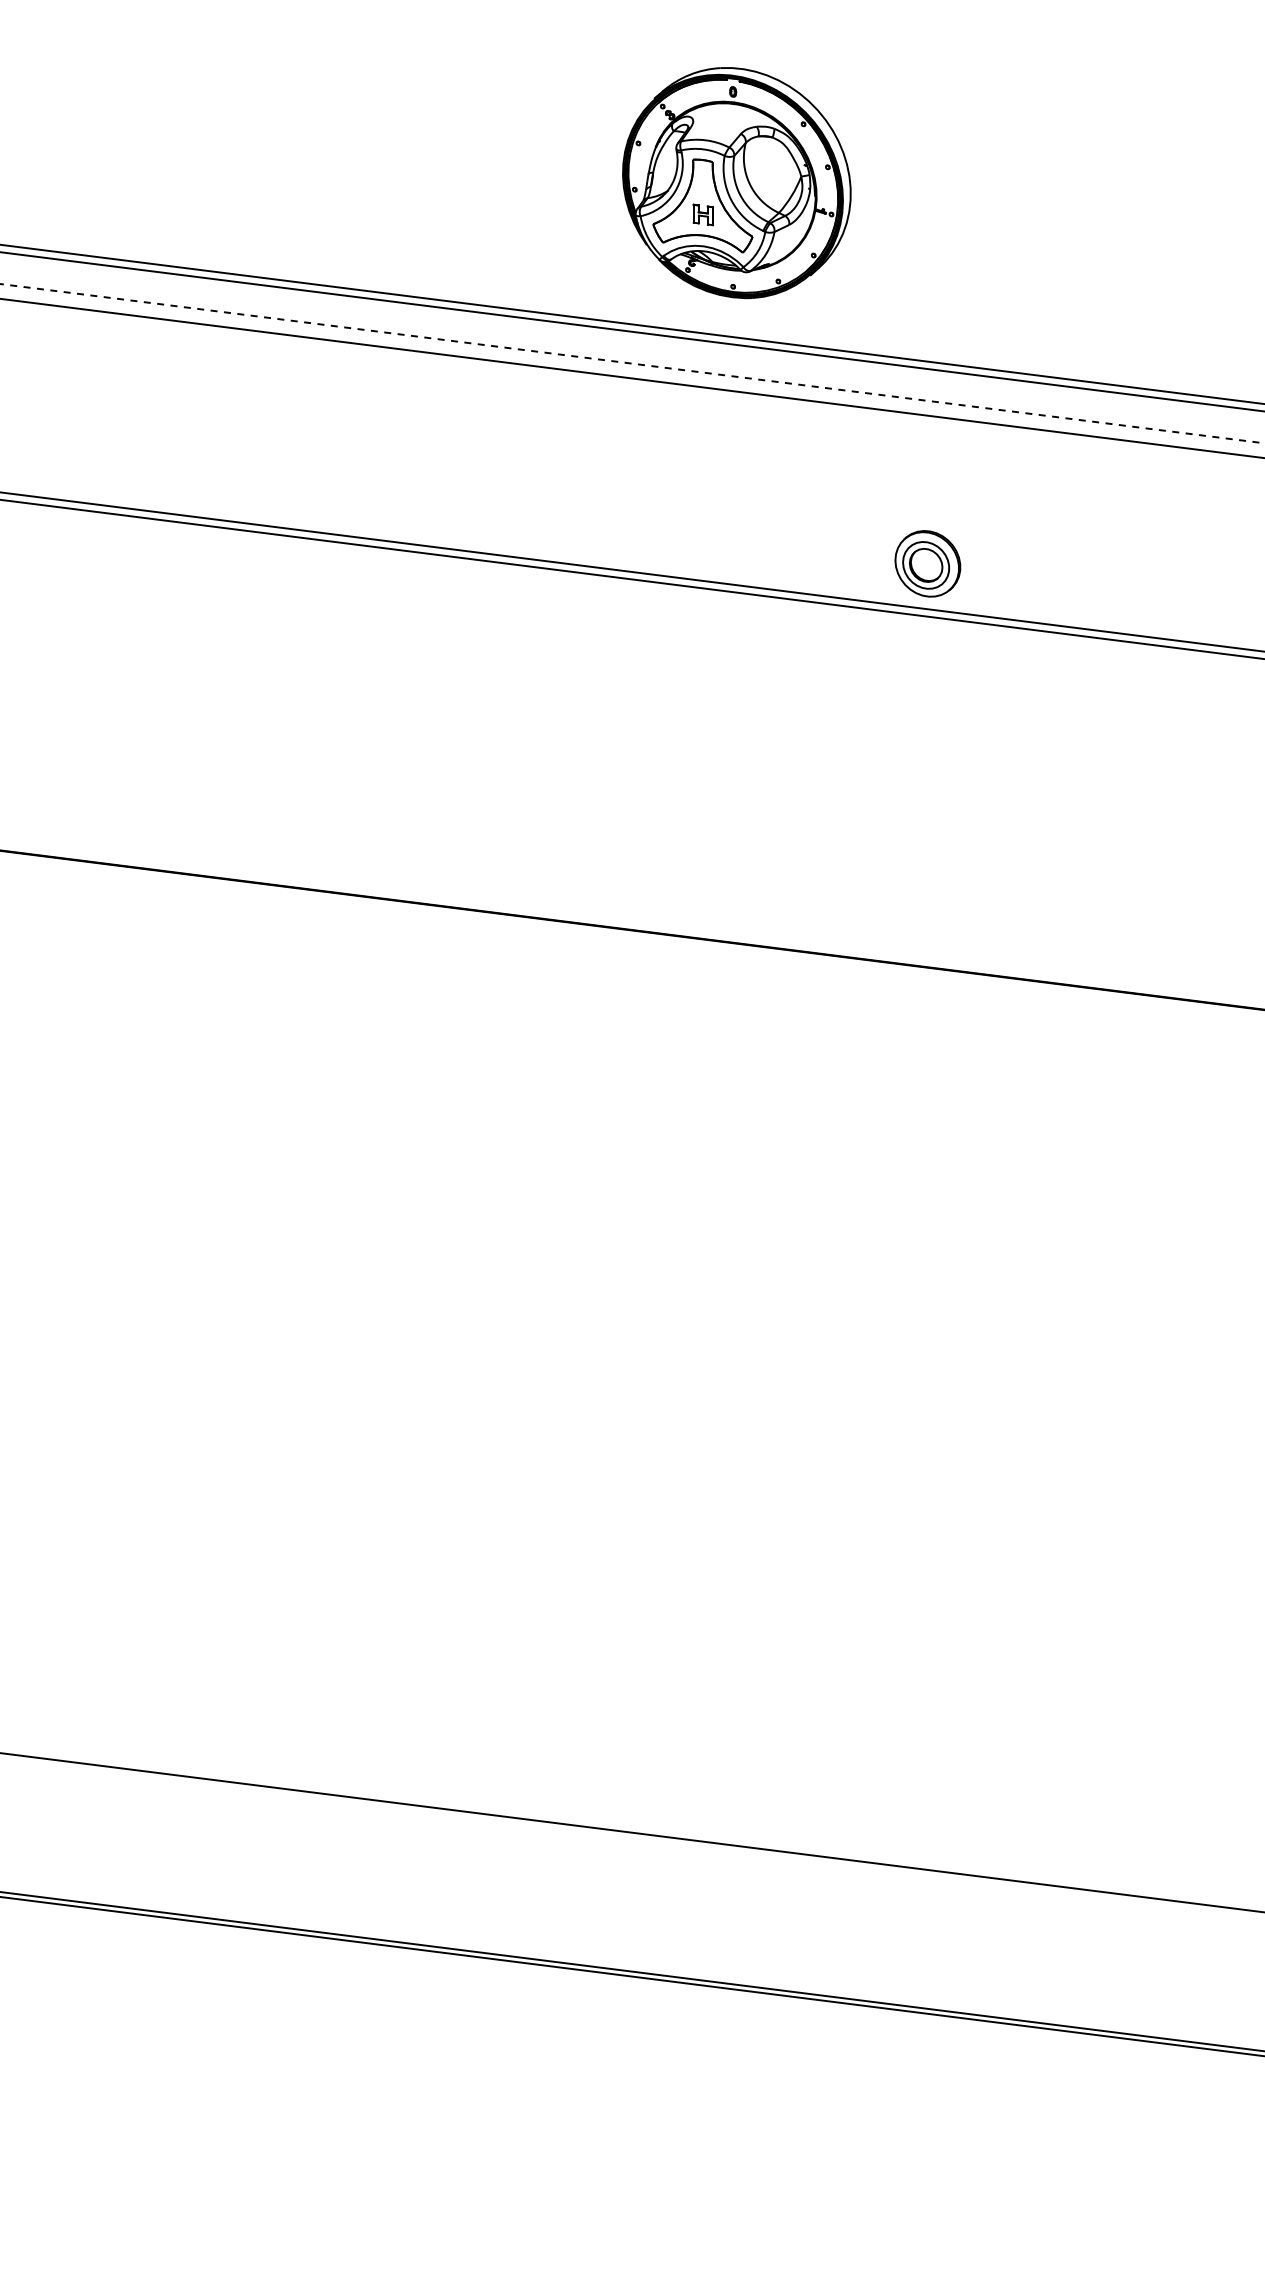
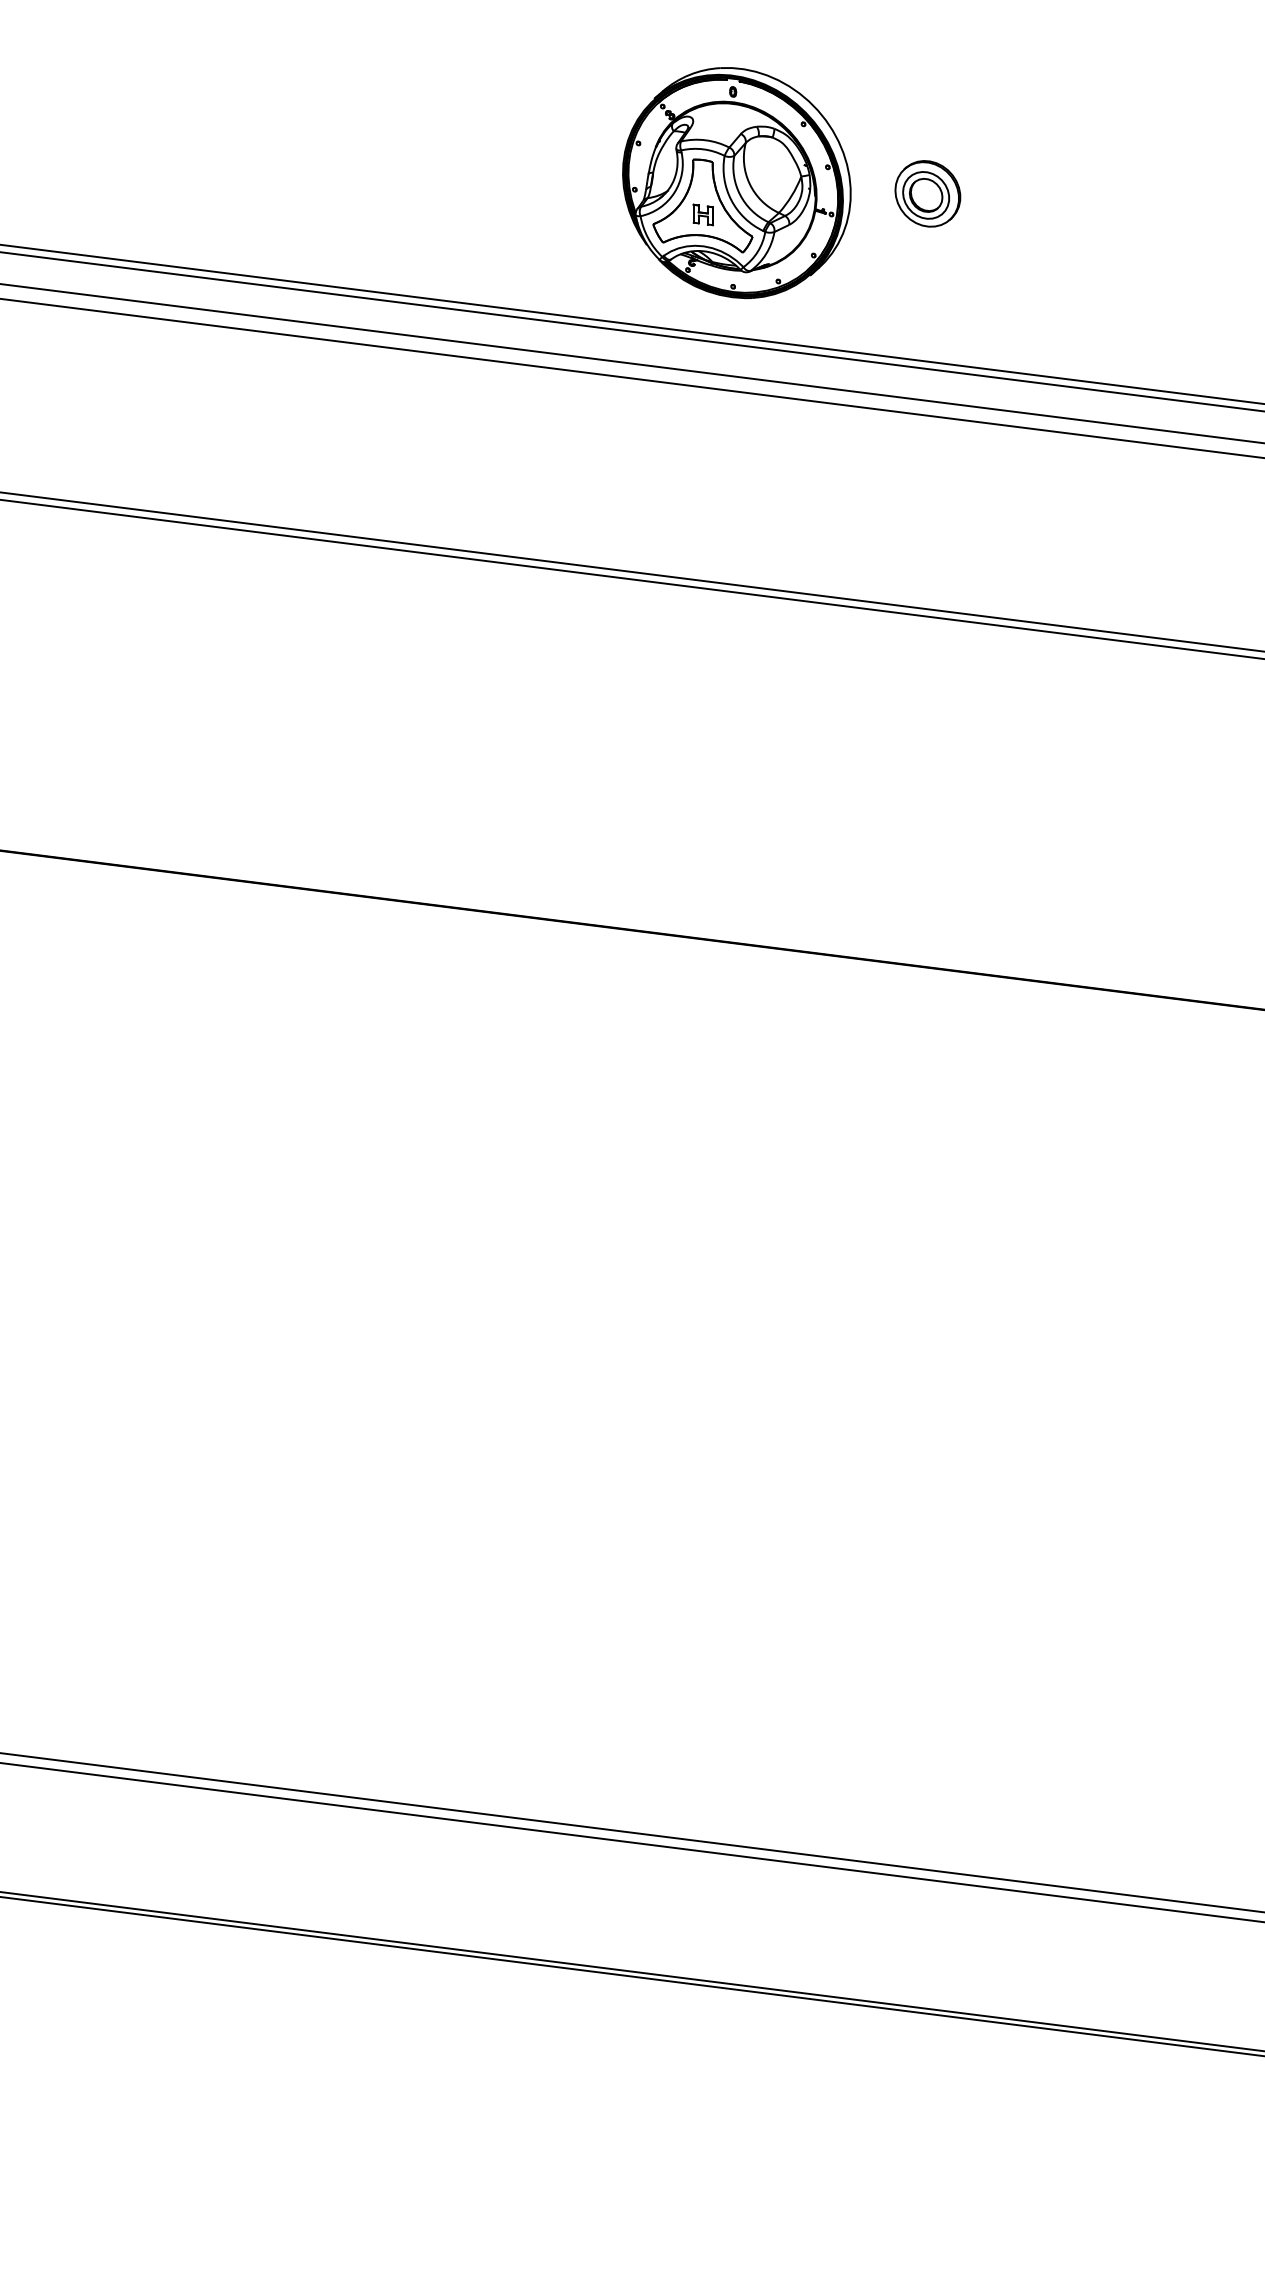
line: dashed -> solid (632, 363)
part position: (927, 563) -> (927, 193) (927, 193)
line: none -> present (631, 1842)
